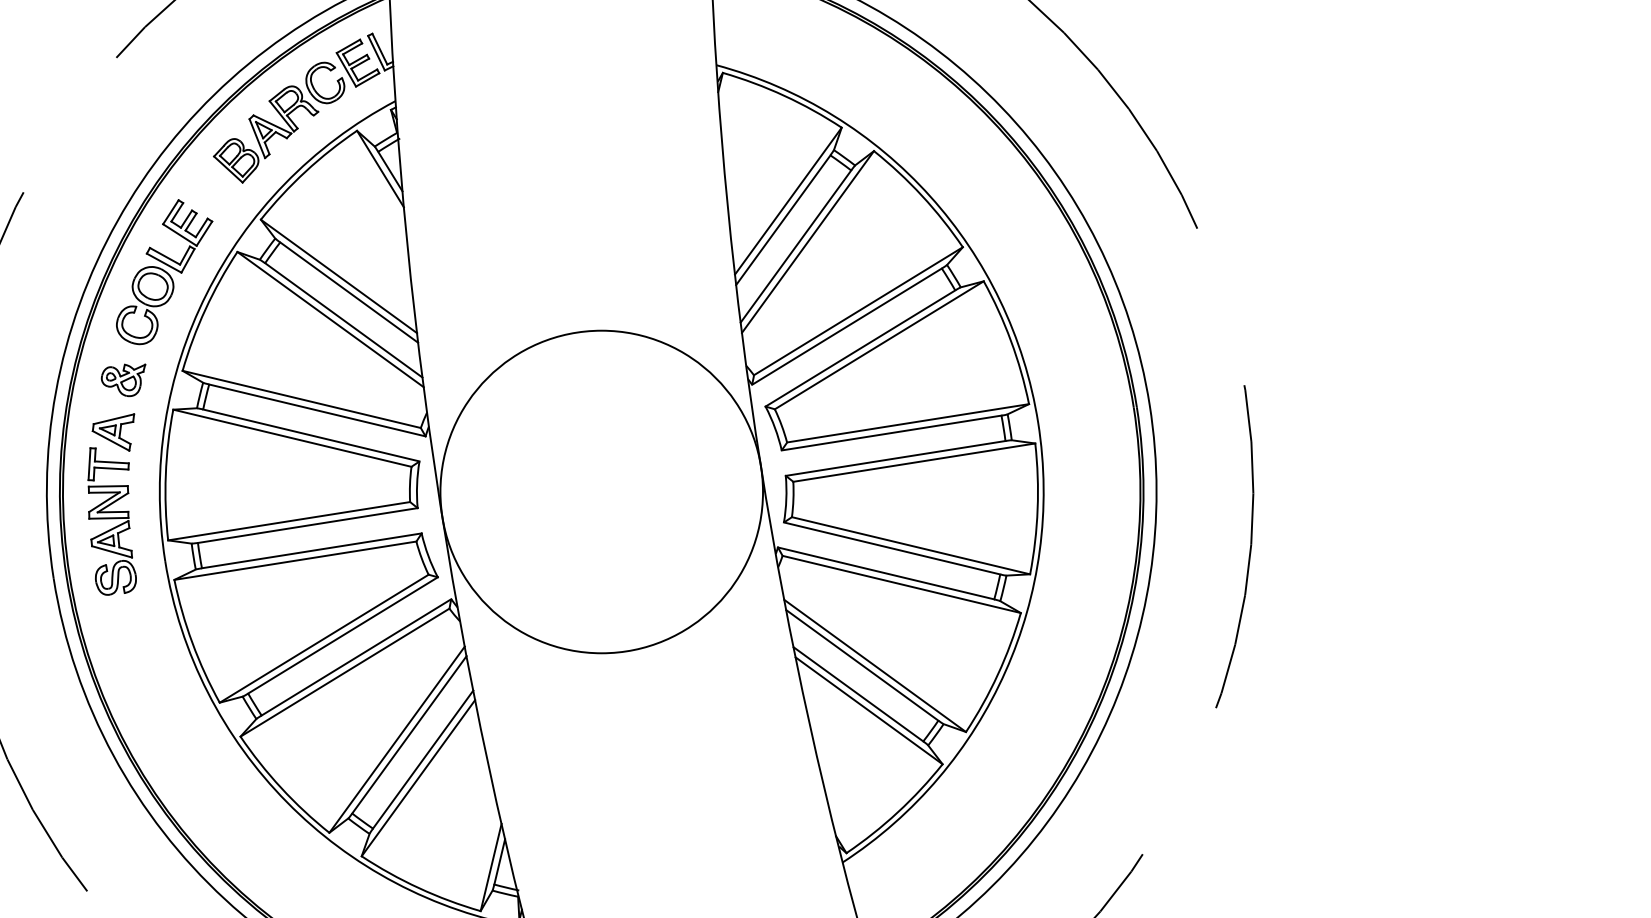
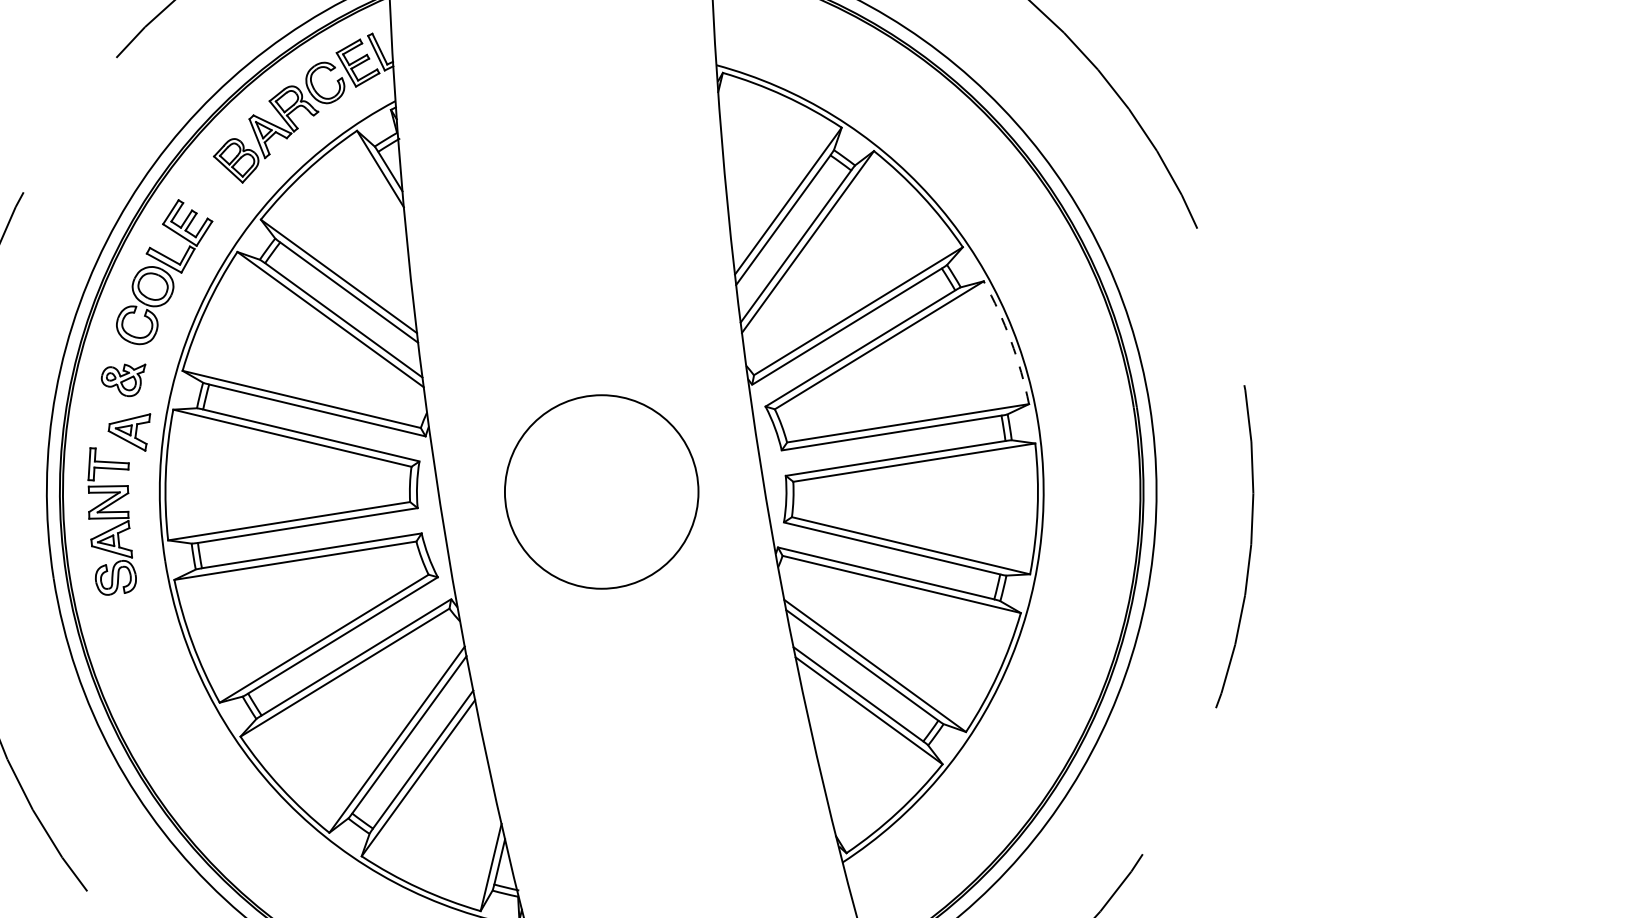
arc: solid -> dashed (1011, 341)
part position: (113, 432) -> (129, 432) (129, 432)
circle diameter: 323 px -> 194 px (601, 491)
